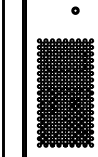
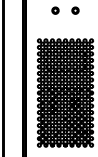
part: none -> present (55, 10)
